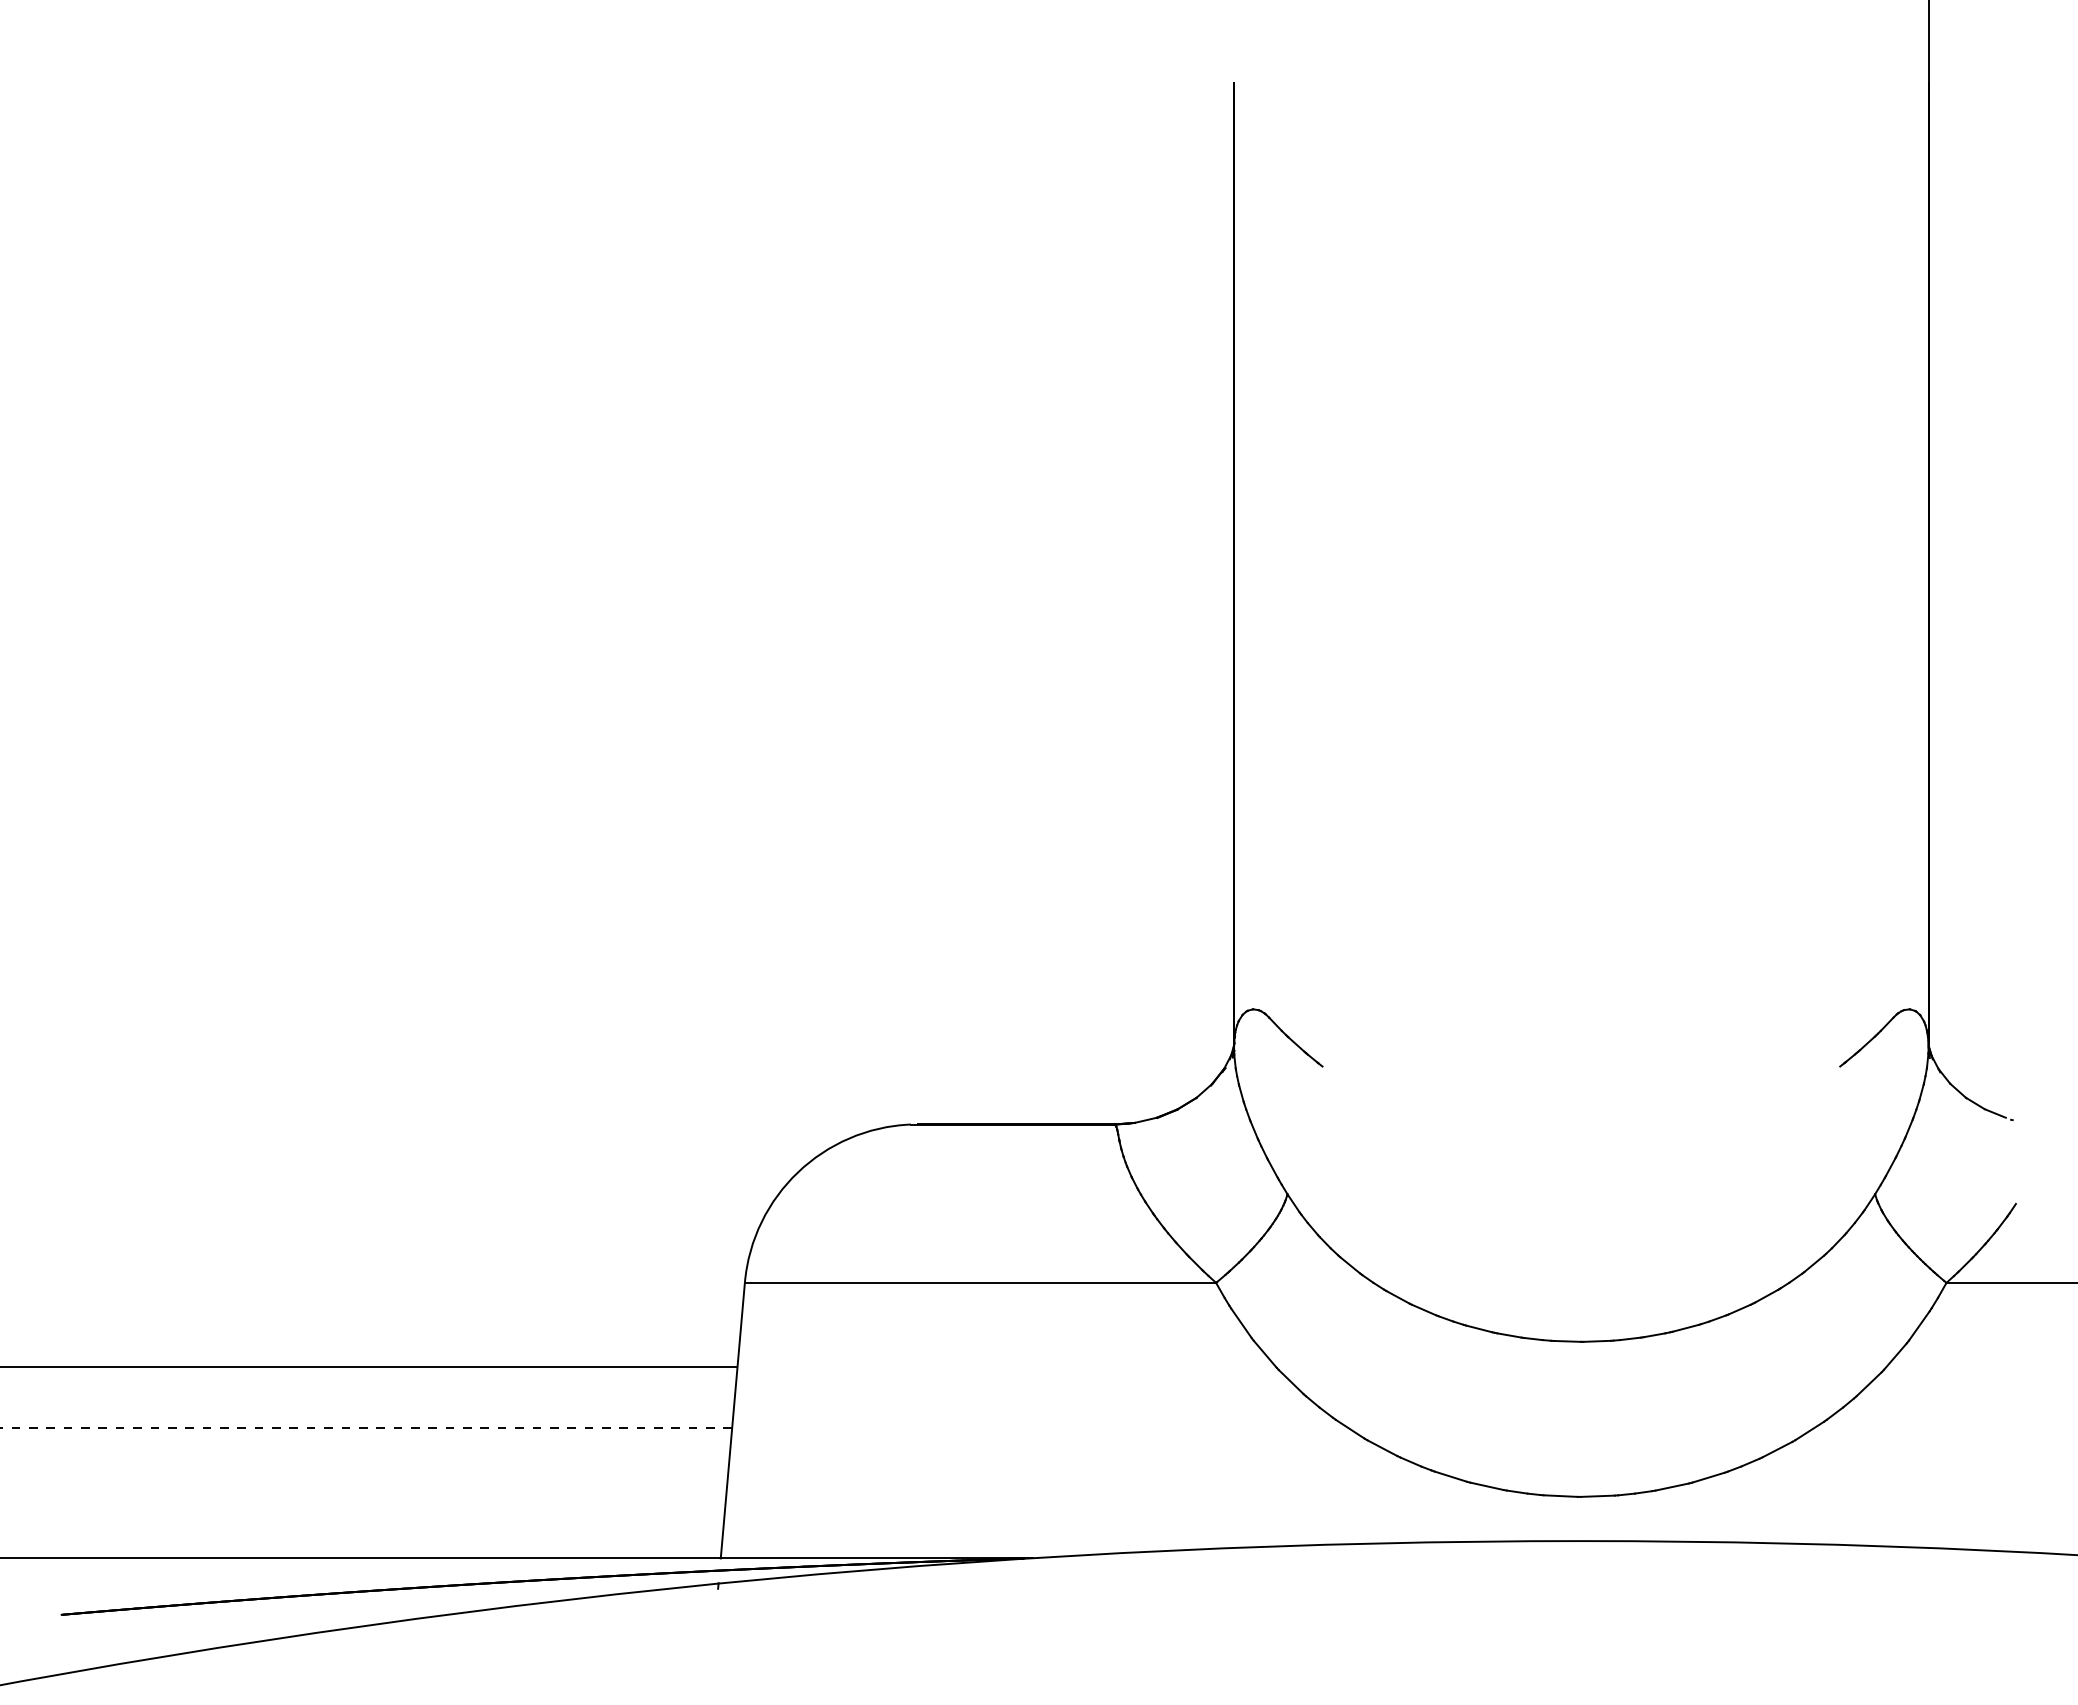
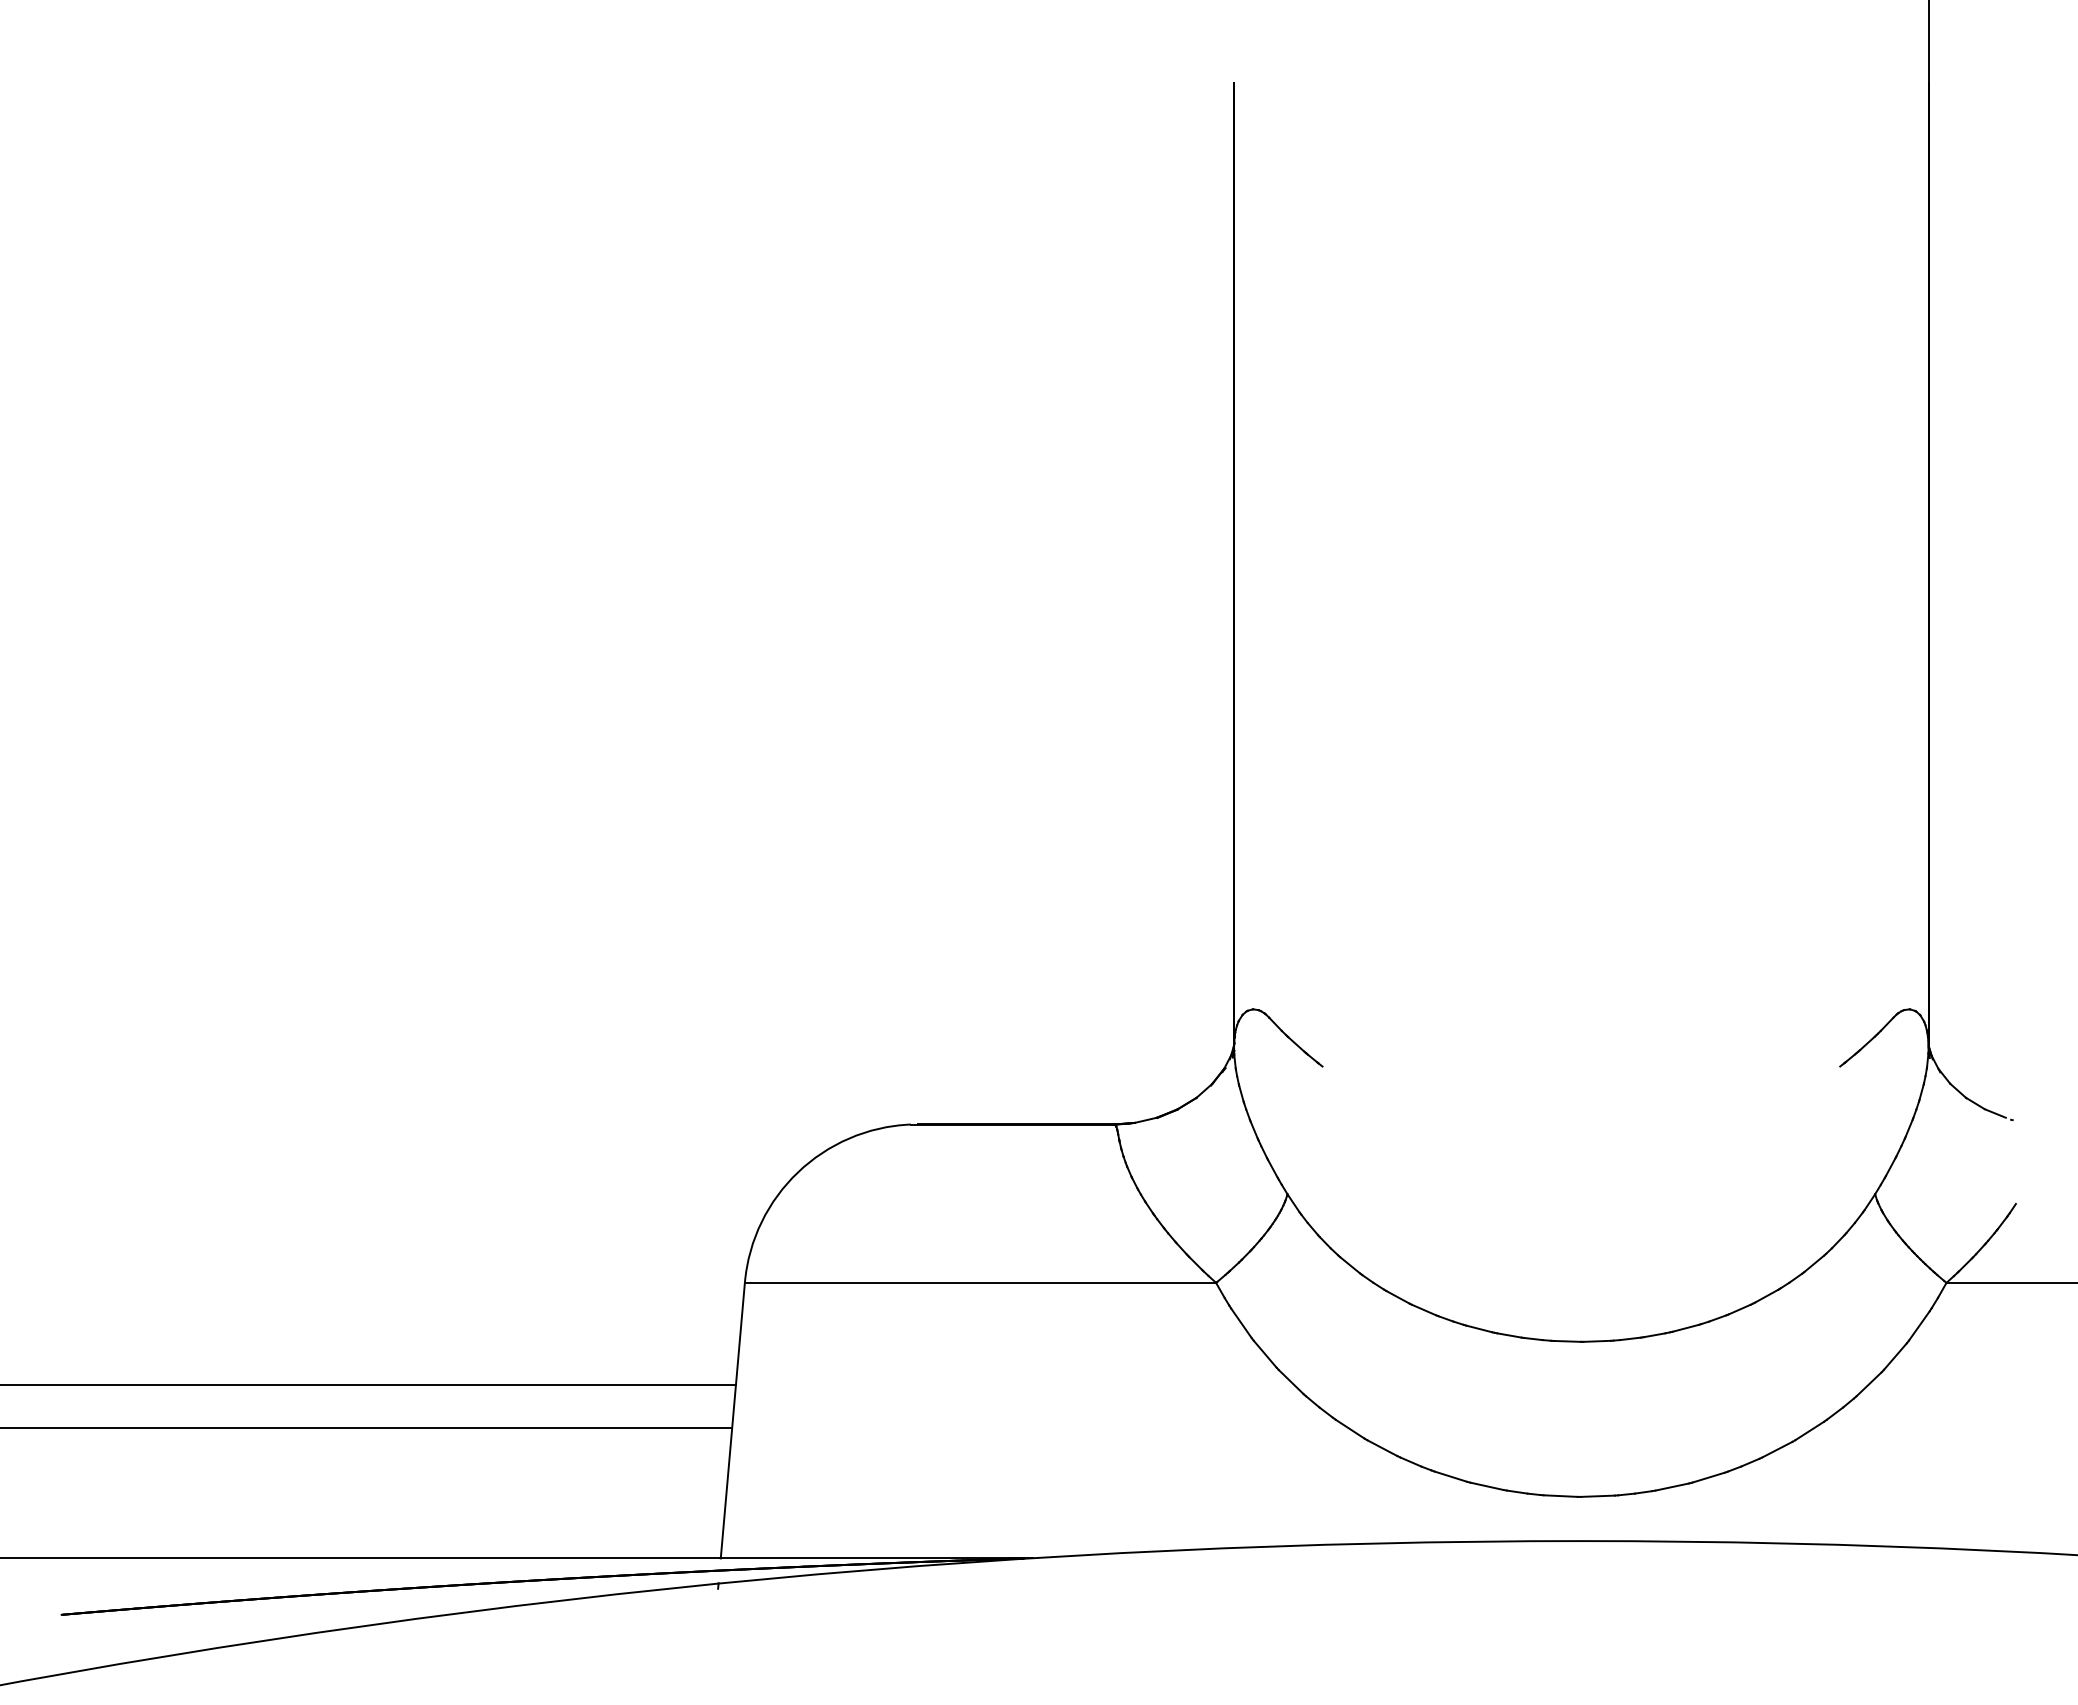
line position: (368, 1366) -> (368, 1384) (368, 1384)
line: dashed -> solid (365, 1428)
